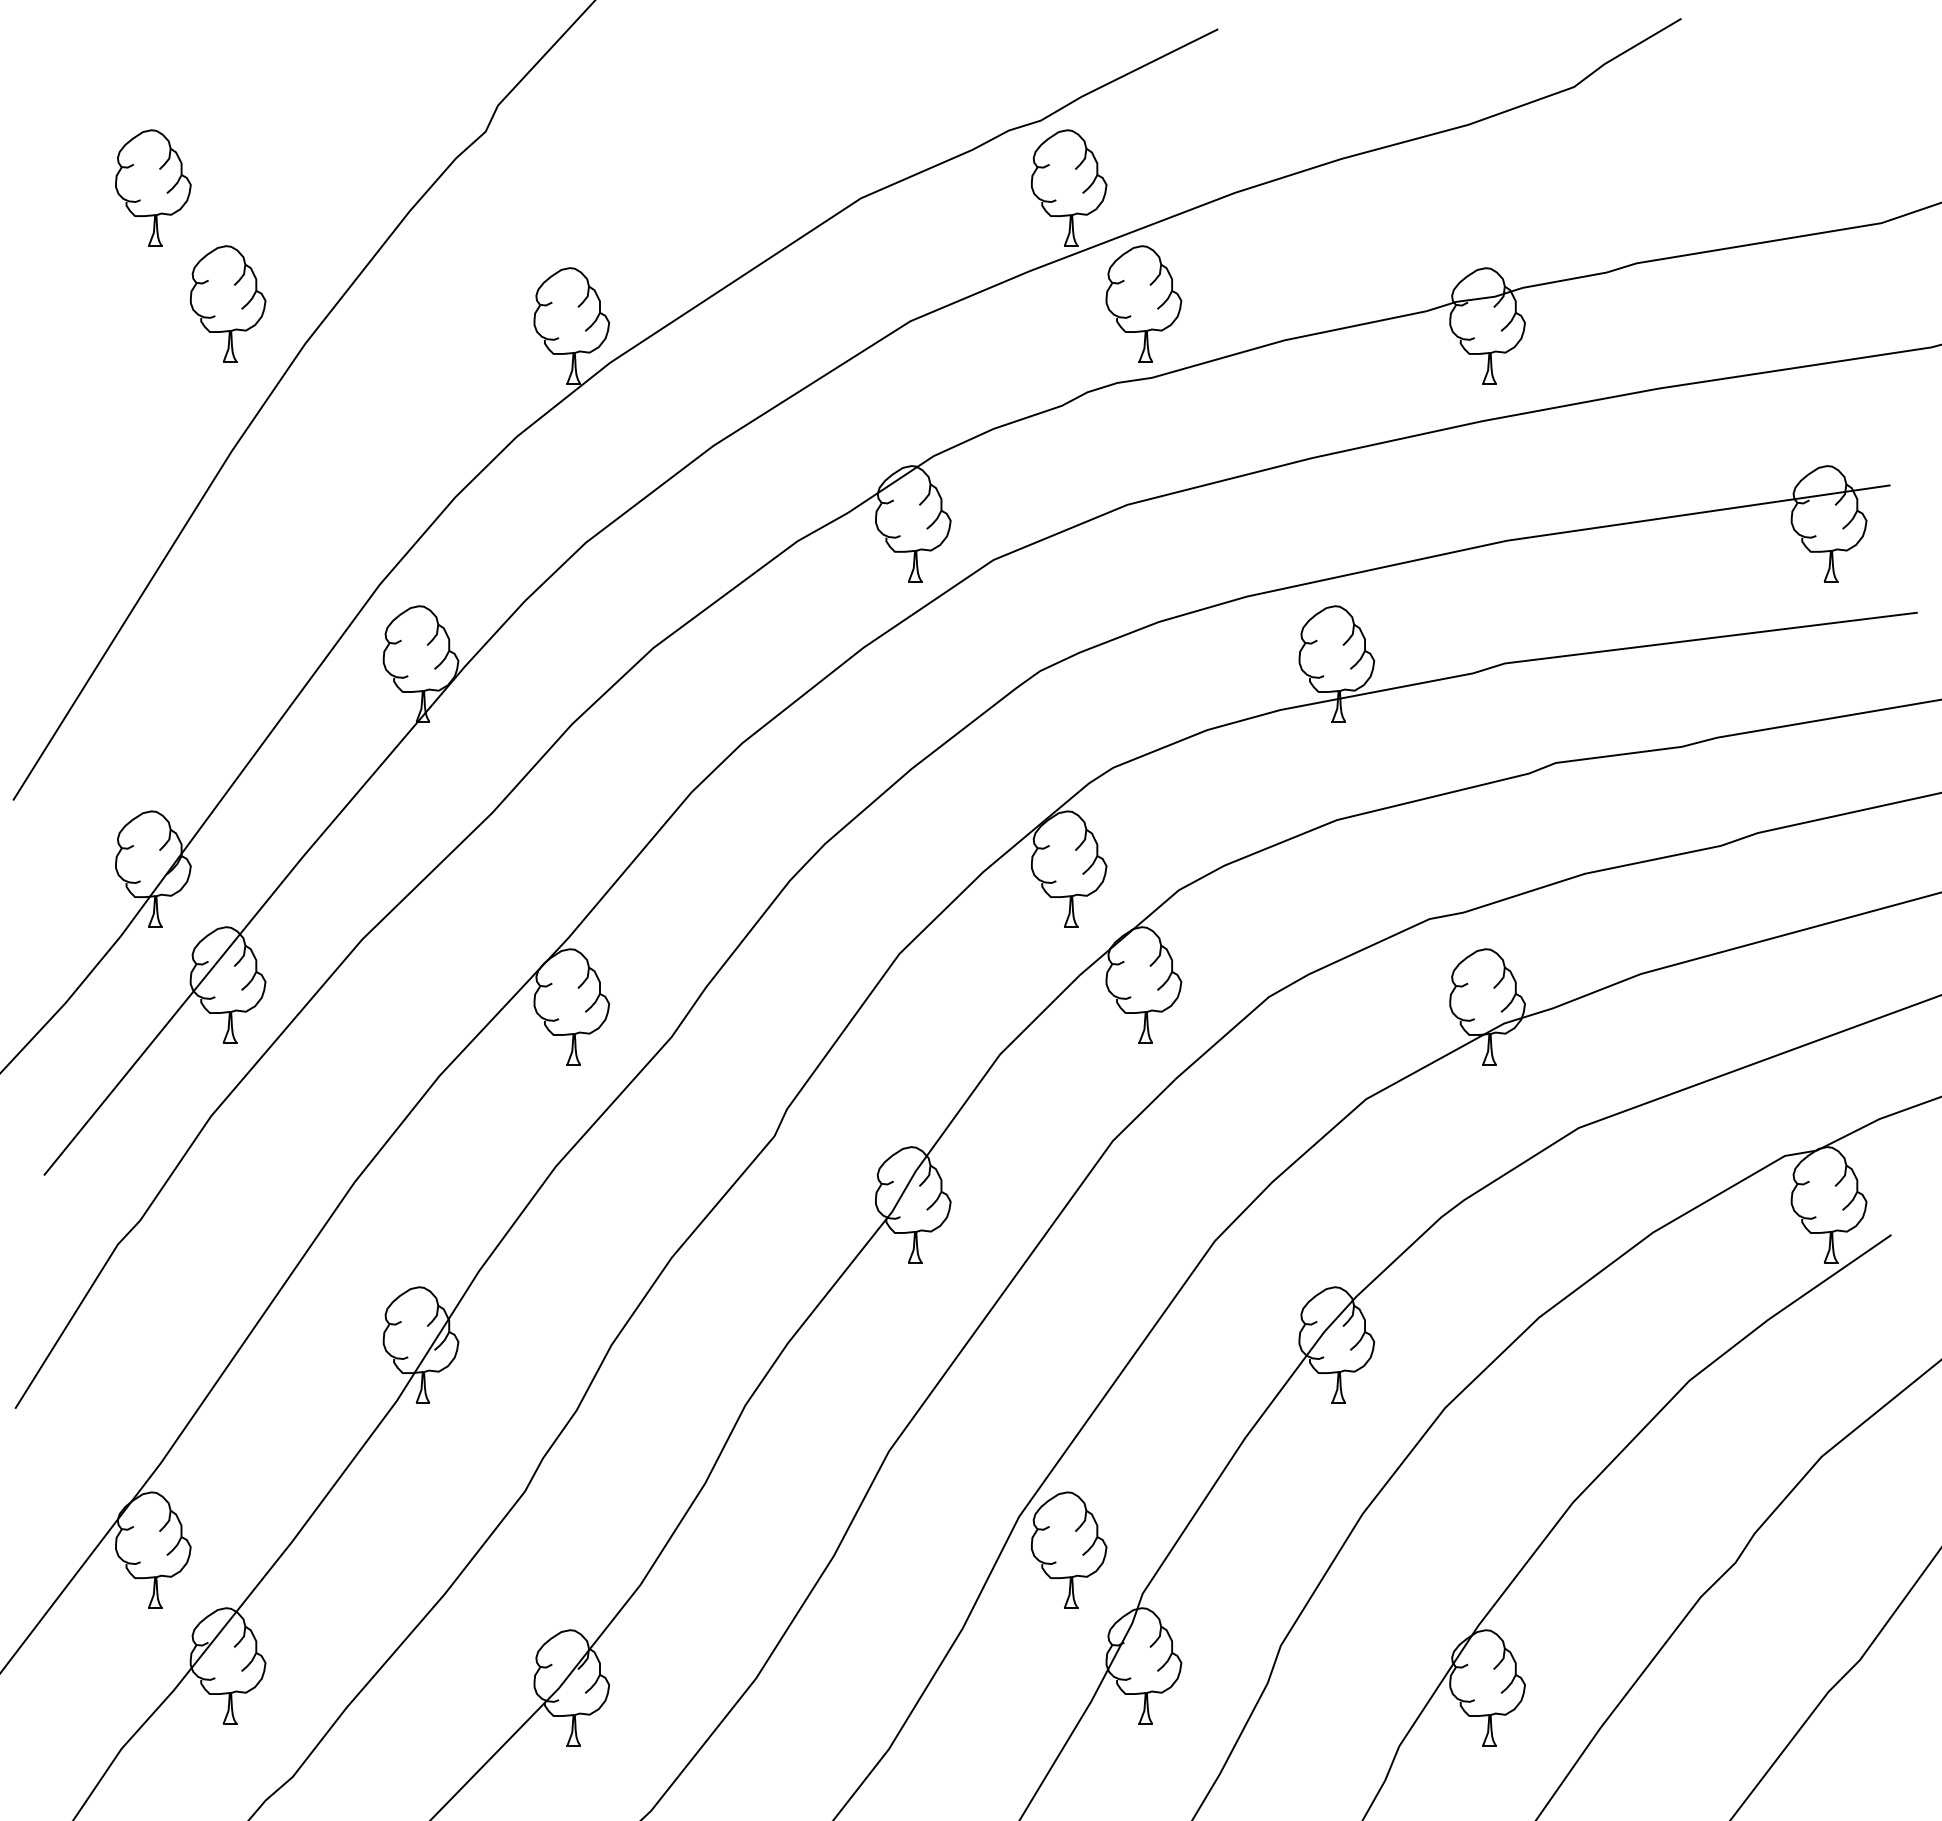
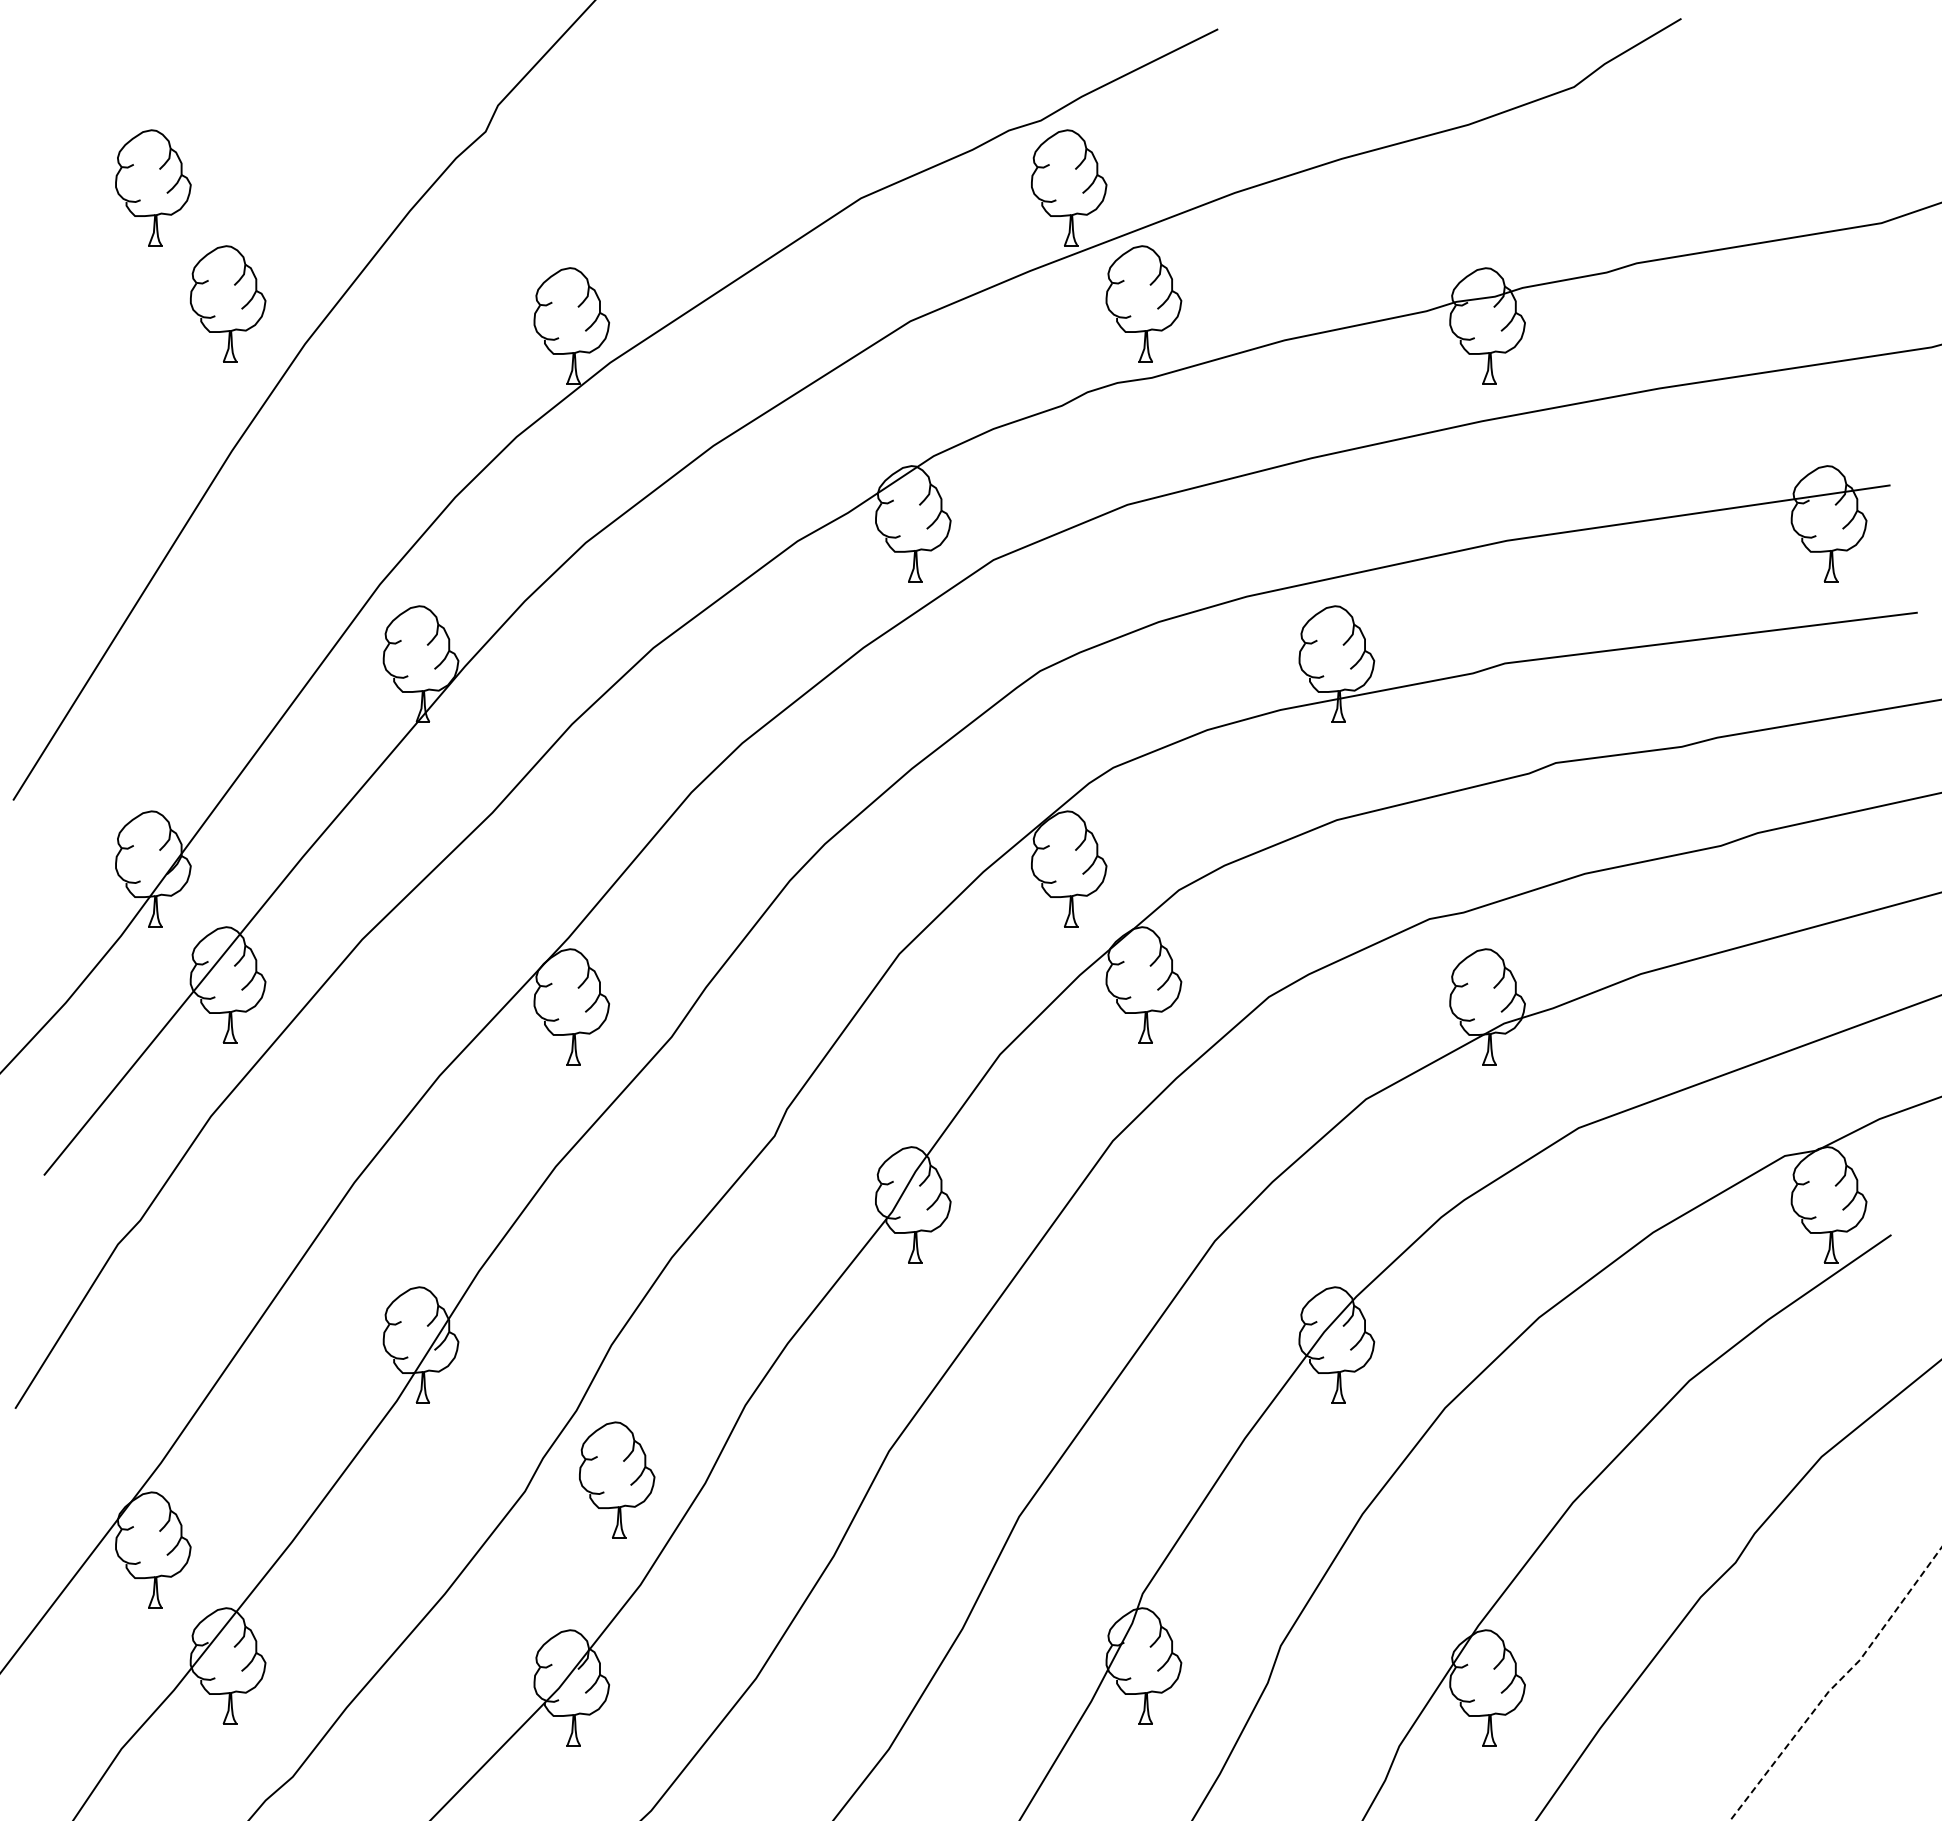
part position: (1069, 1549) -> (617, 1479) (617, 1479)
line: solid -> dashed (1836, 1684)
